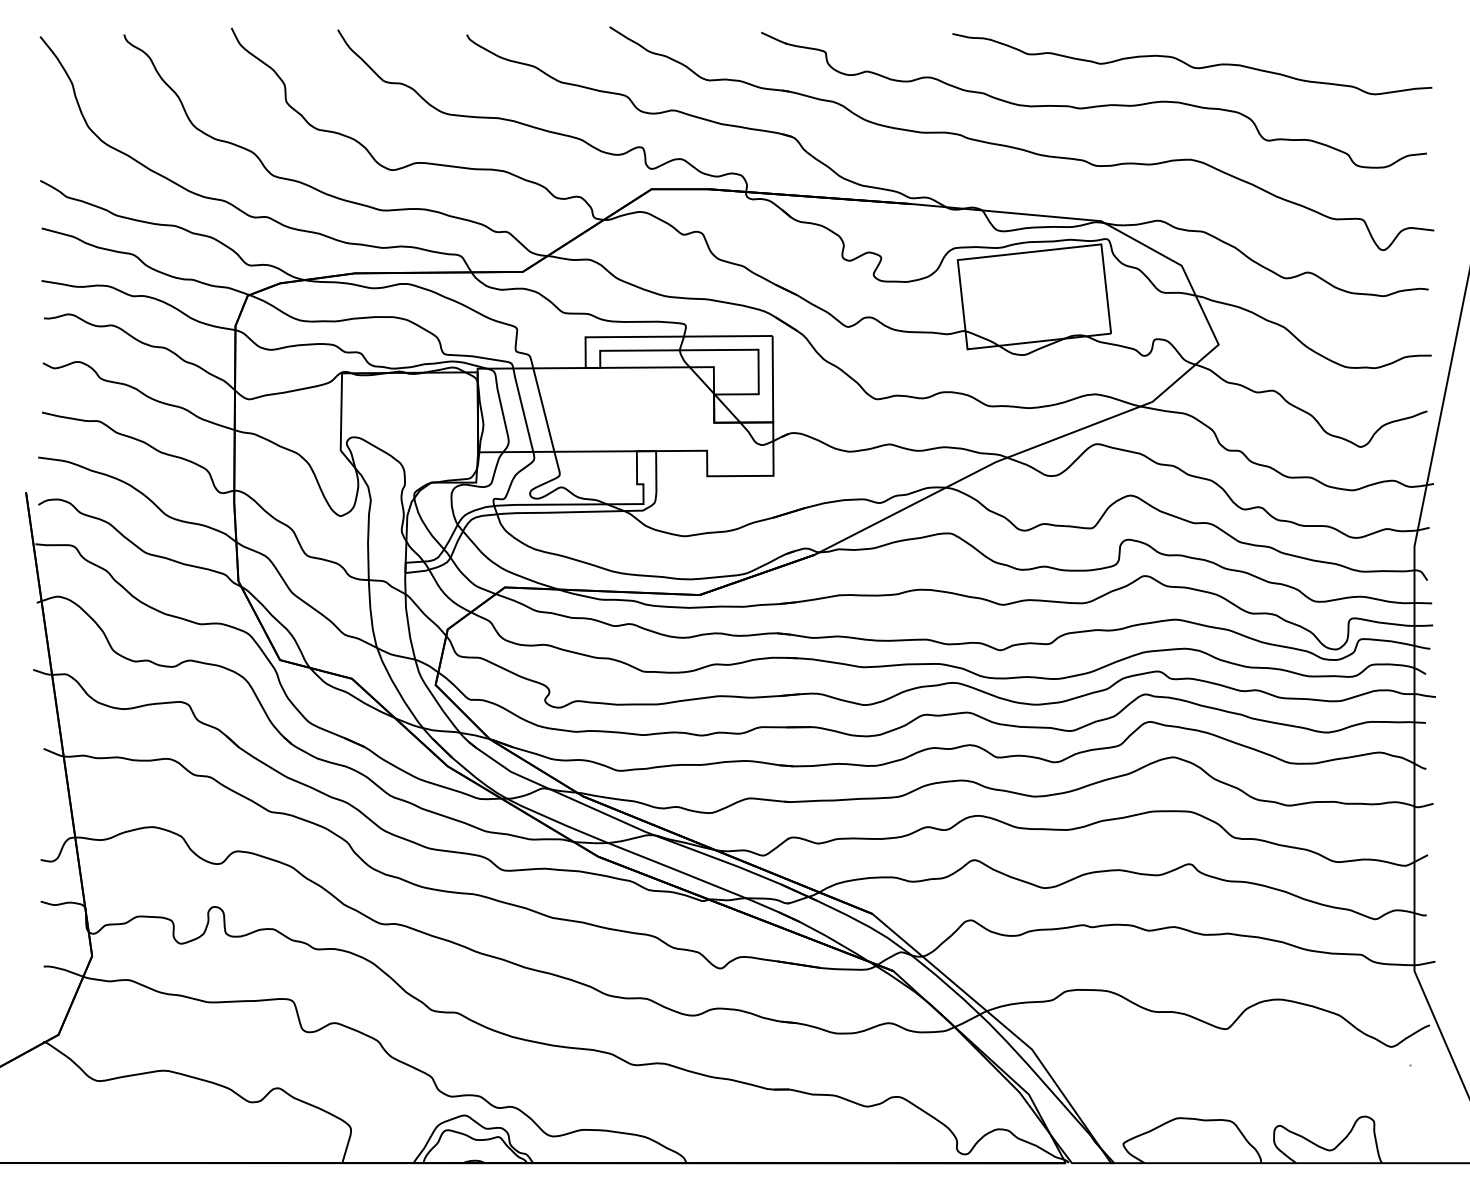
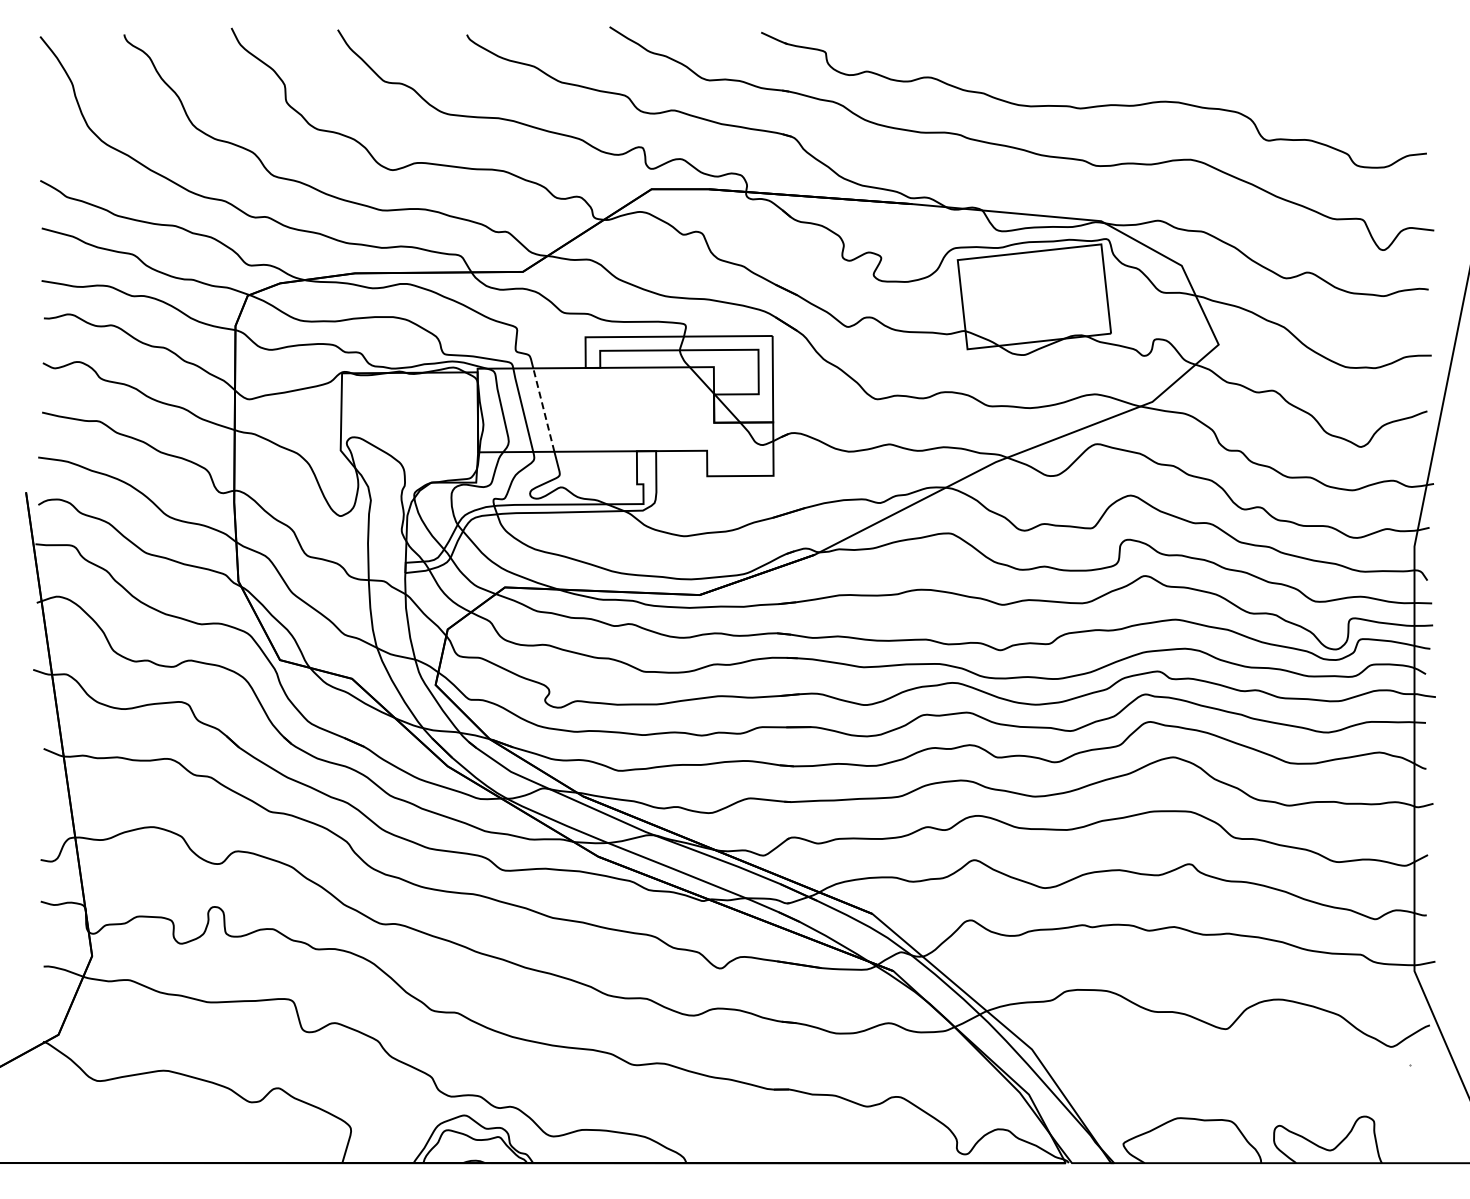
curve: present -> none (1191, 65)
line: solid -> dashed (543, 409)
